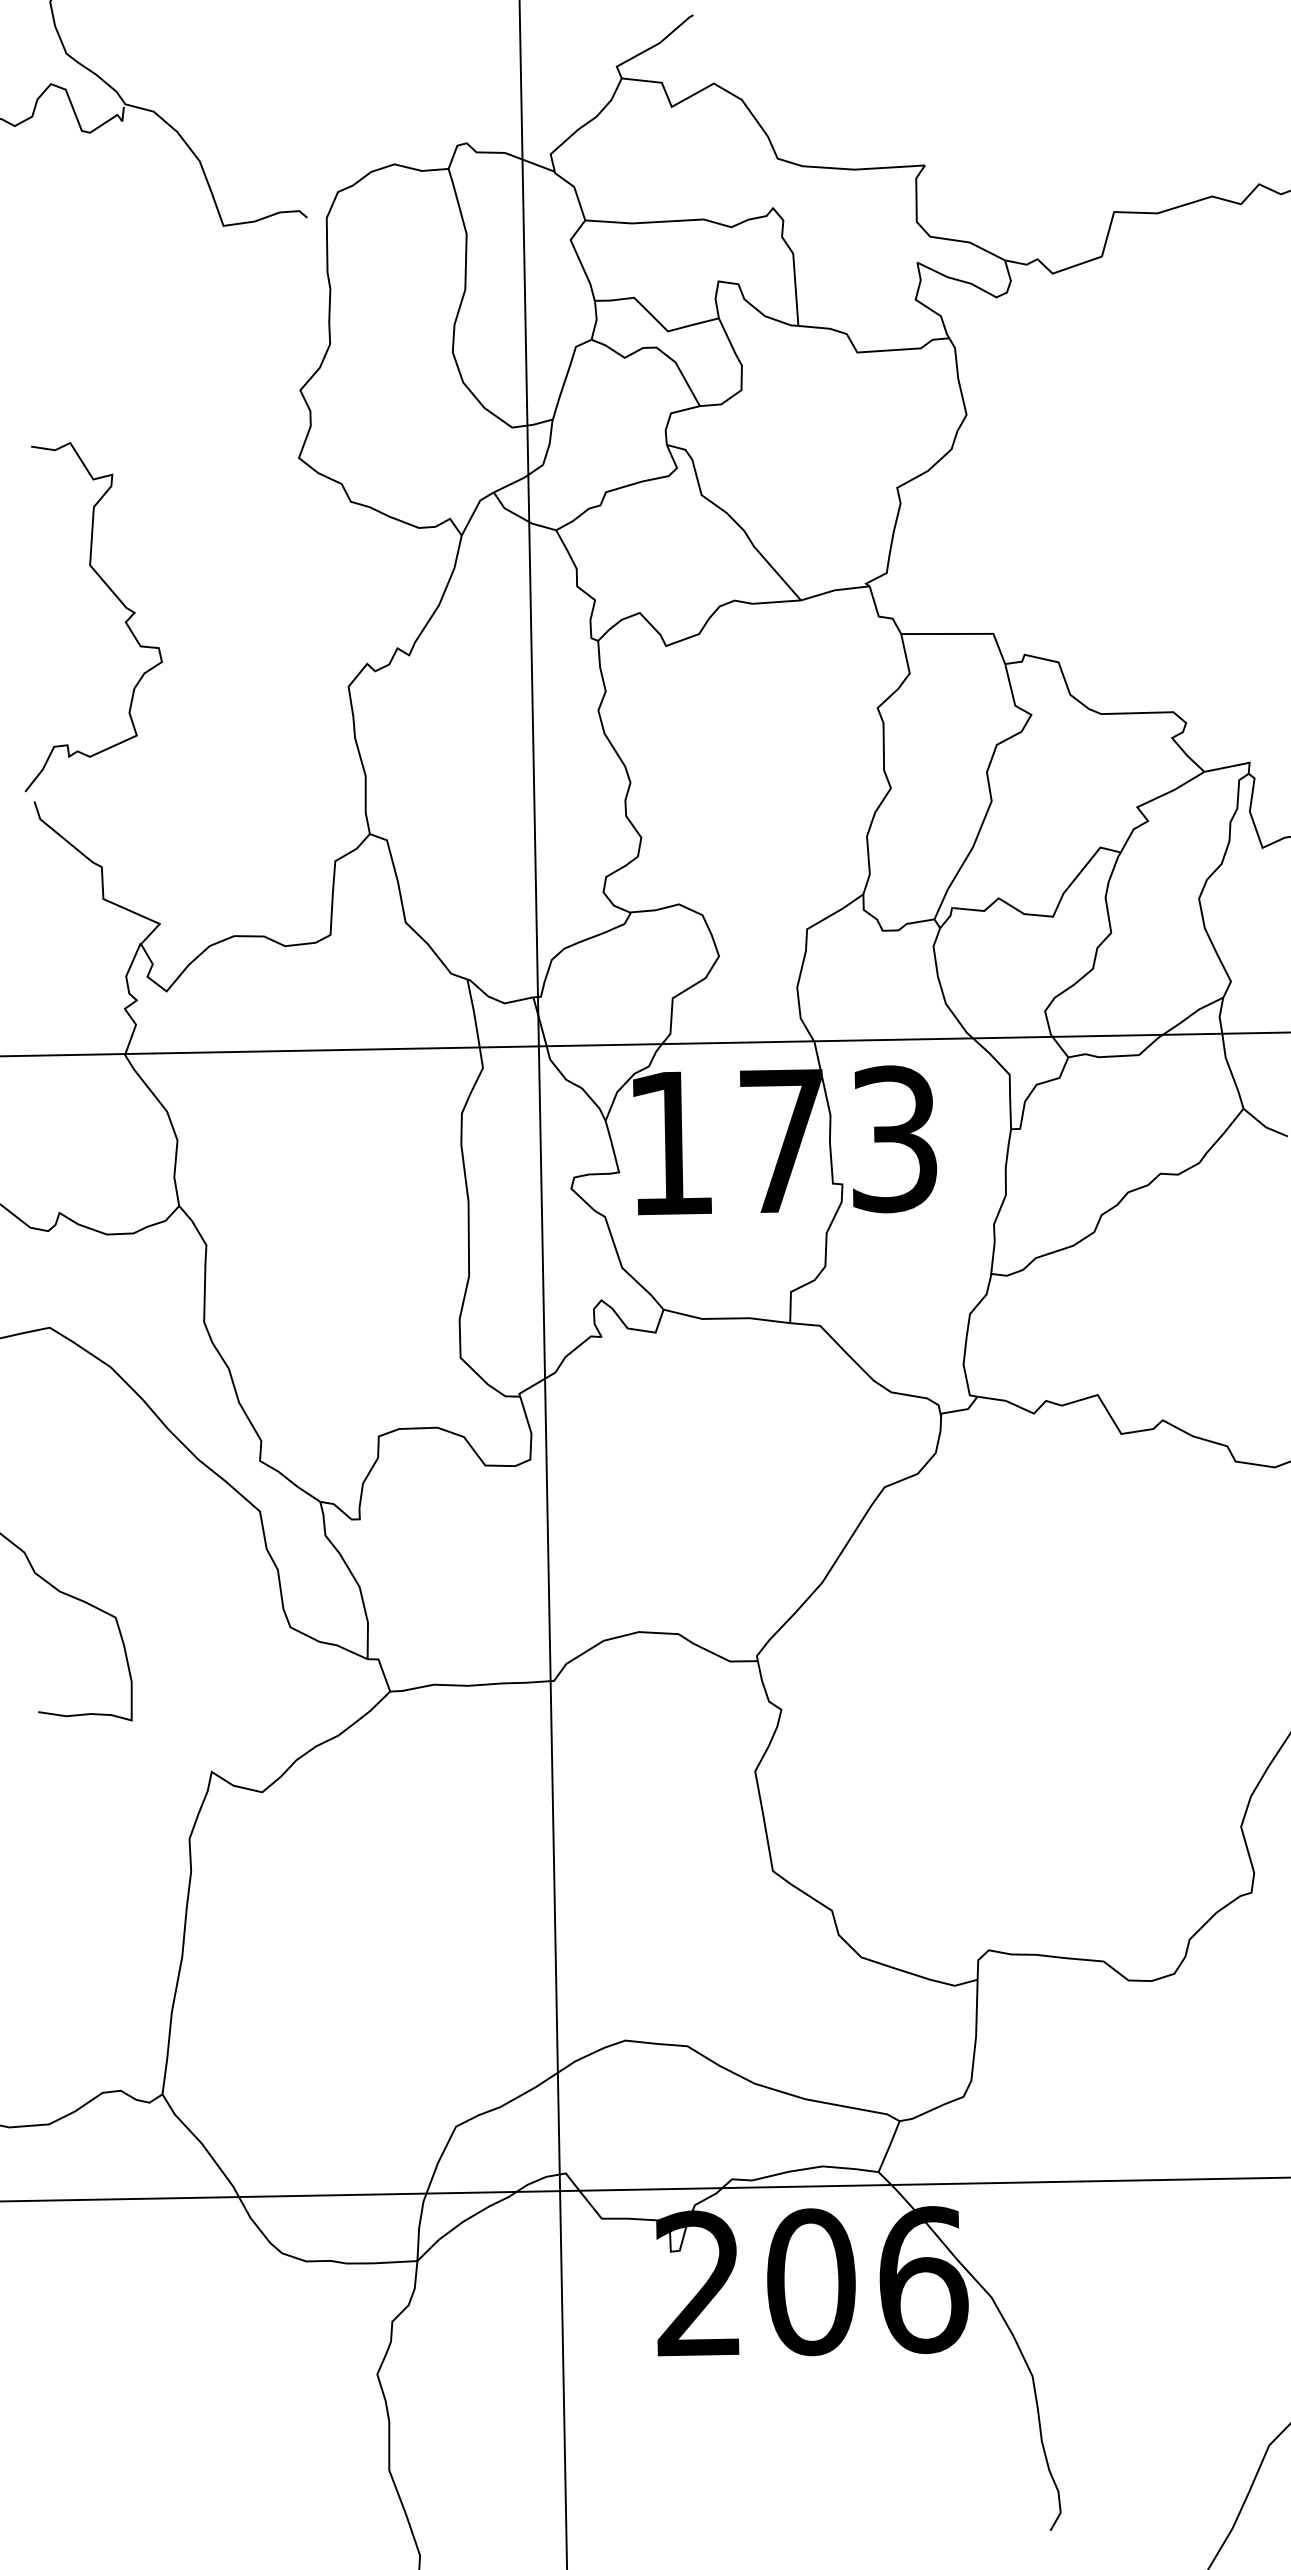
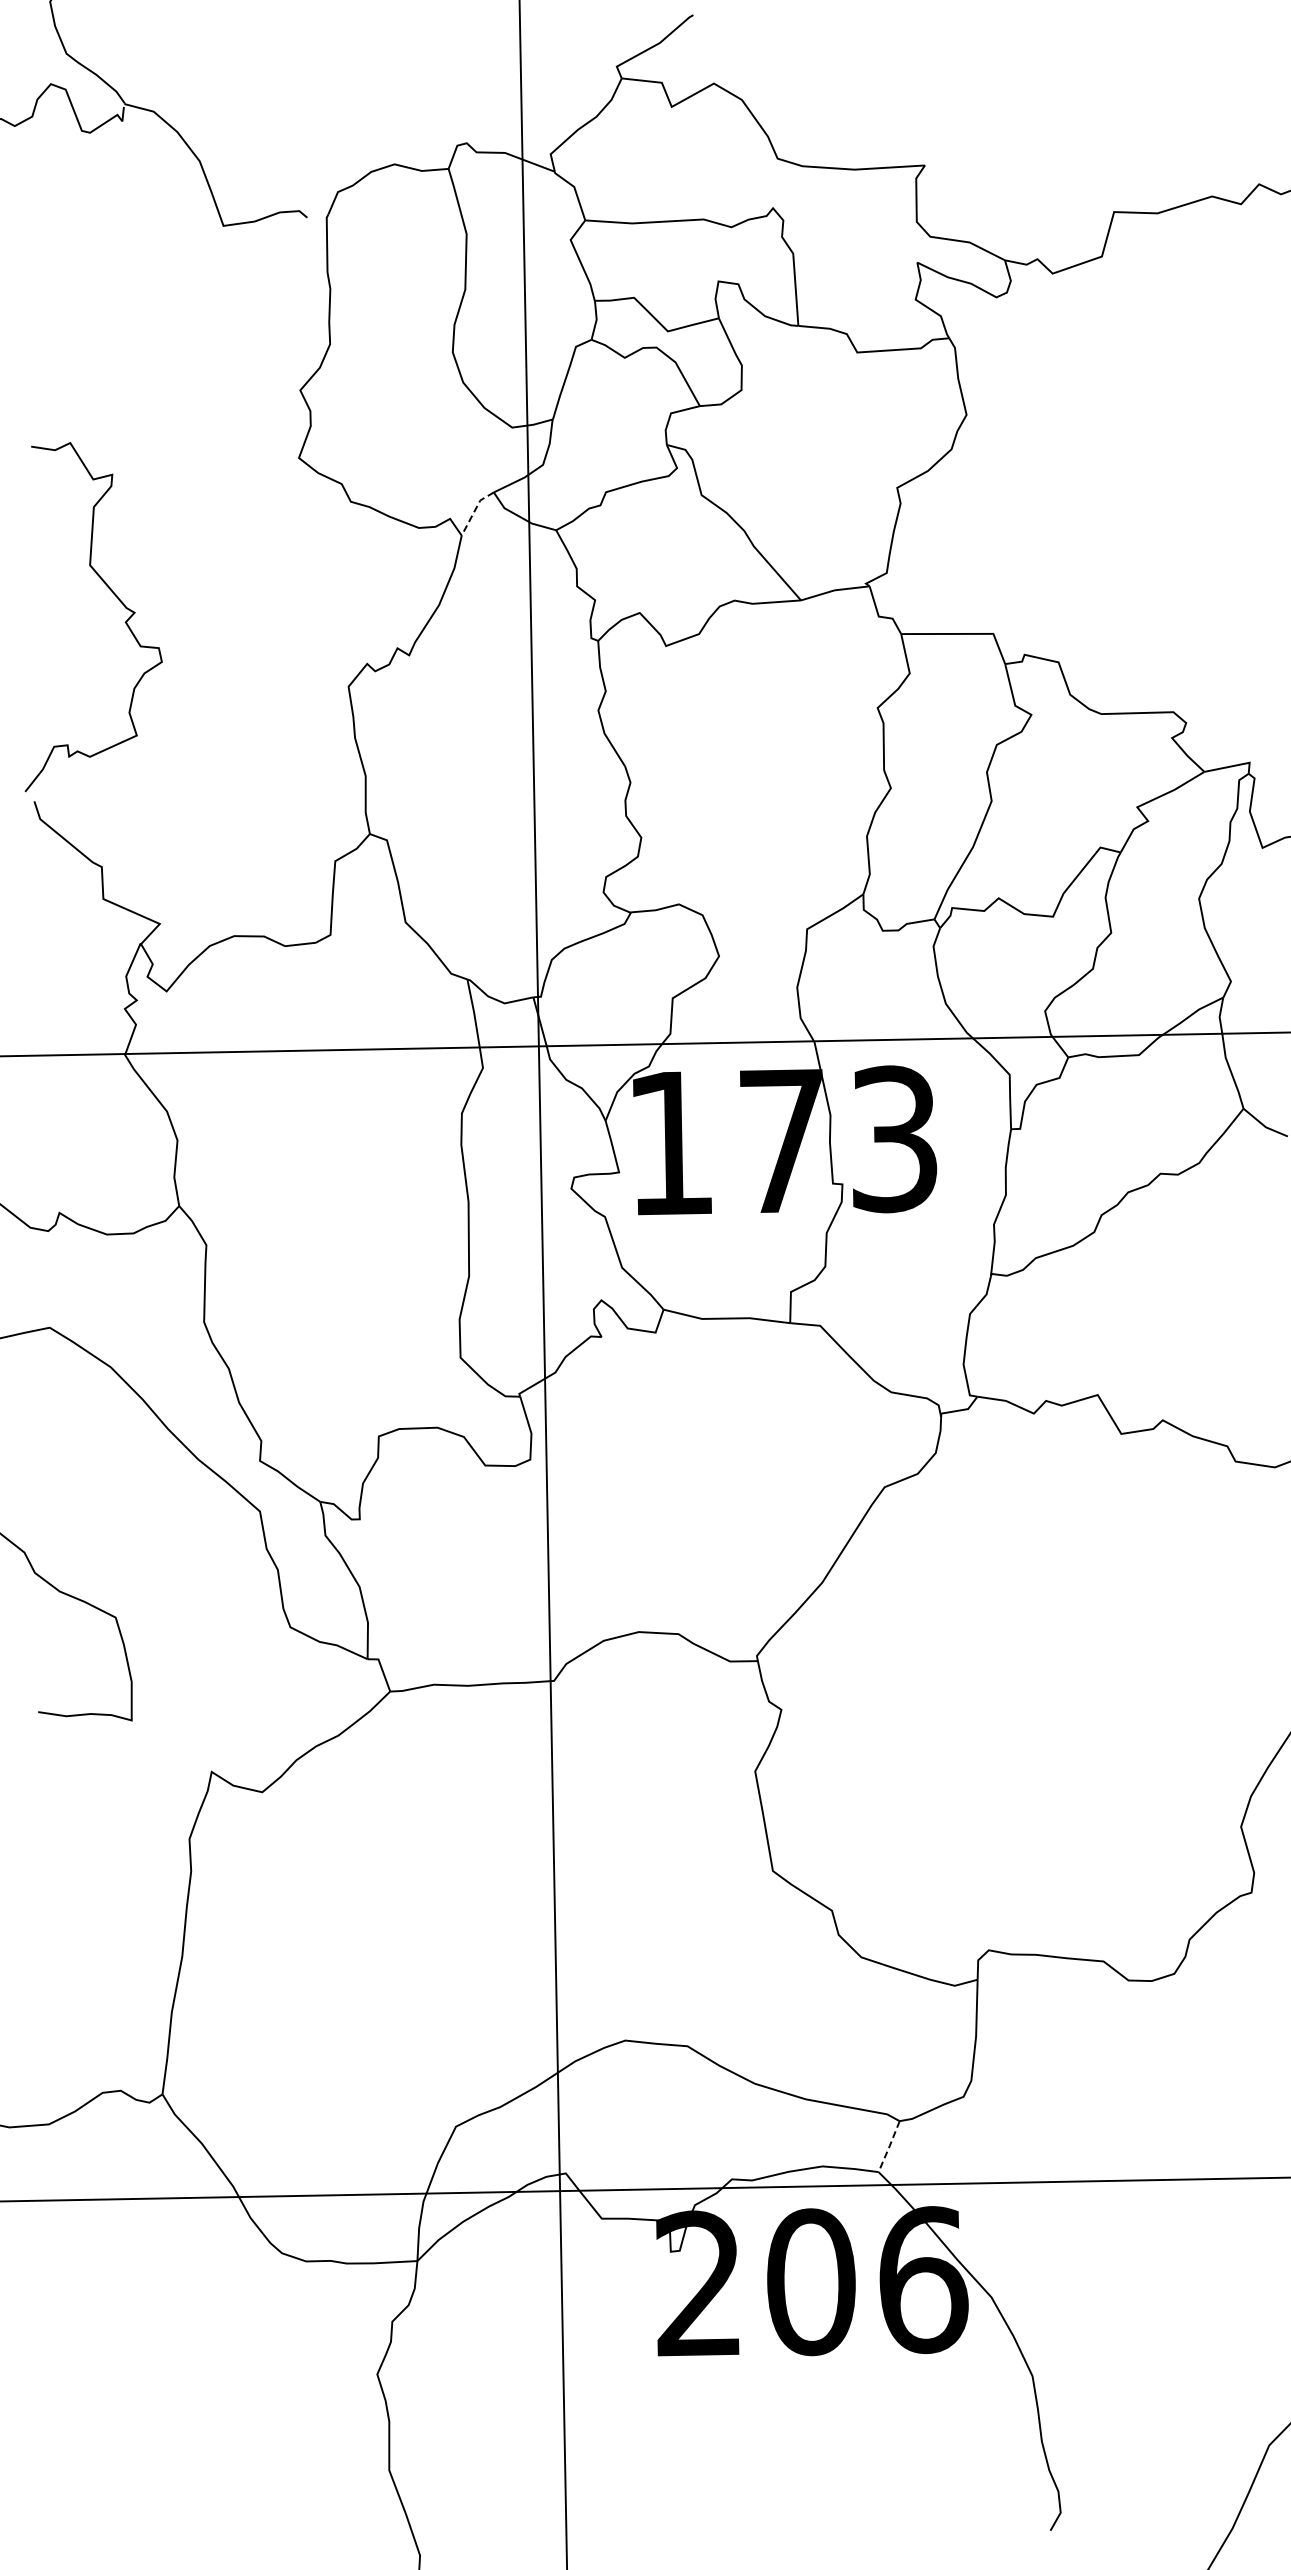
line: solid -> dashed (474, 510)
line: solid -> dashed (889, 2146)
